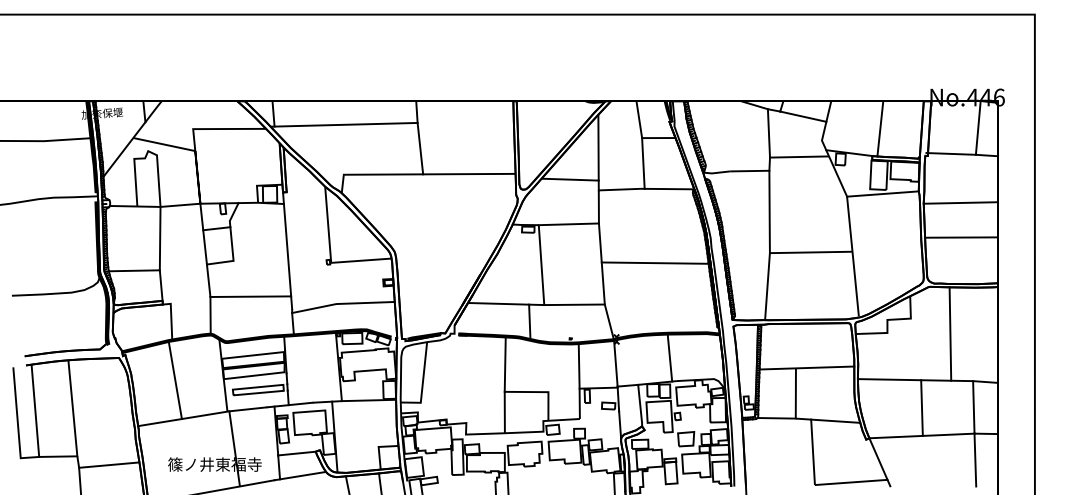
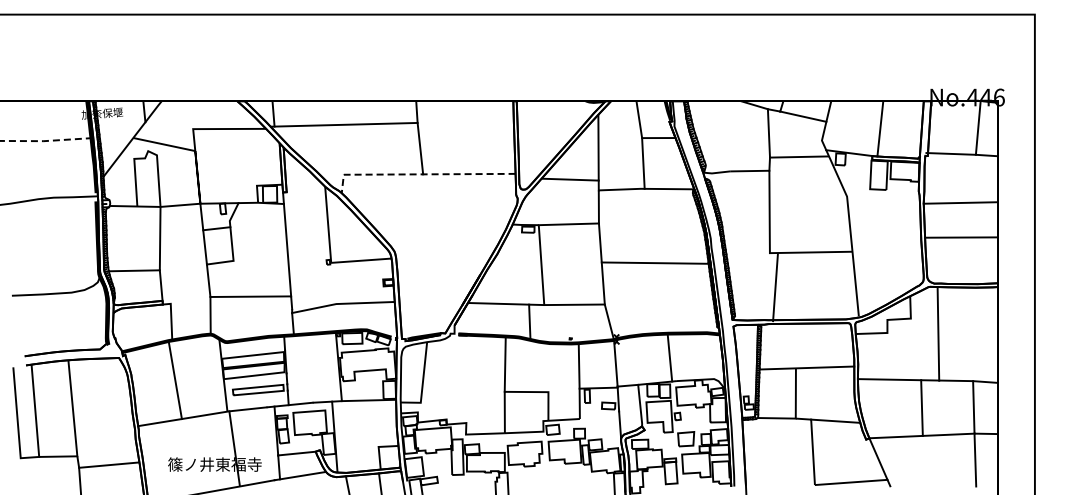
line: solid -> dashed (44, 141)
line: solid -> dashed (419, 174)
line: present -> none (882, 193)
line position: (767, 286) -> (775, 287) (775, 287)
line position: (950, 333) -> (938, 333) (938, 333)
